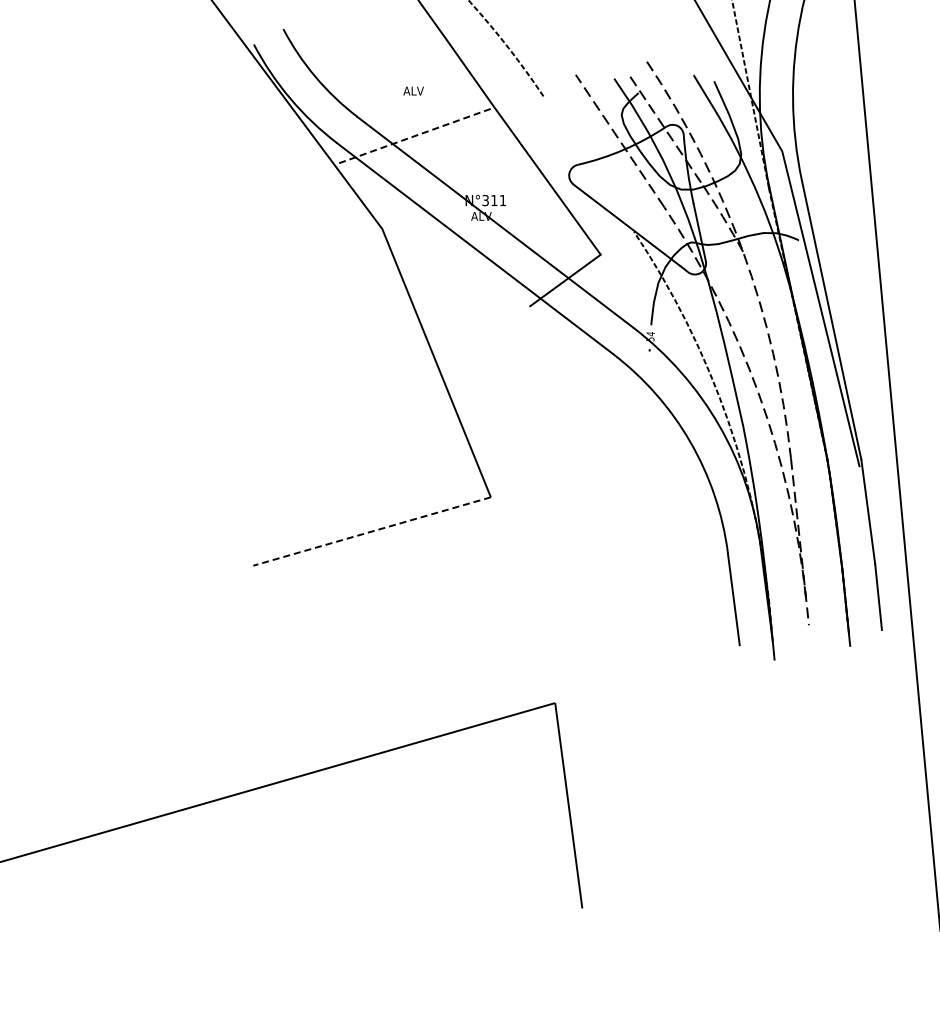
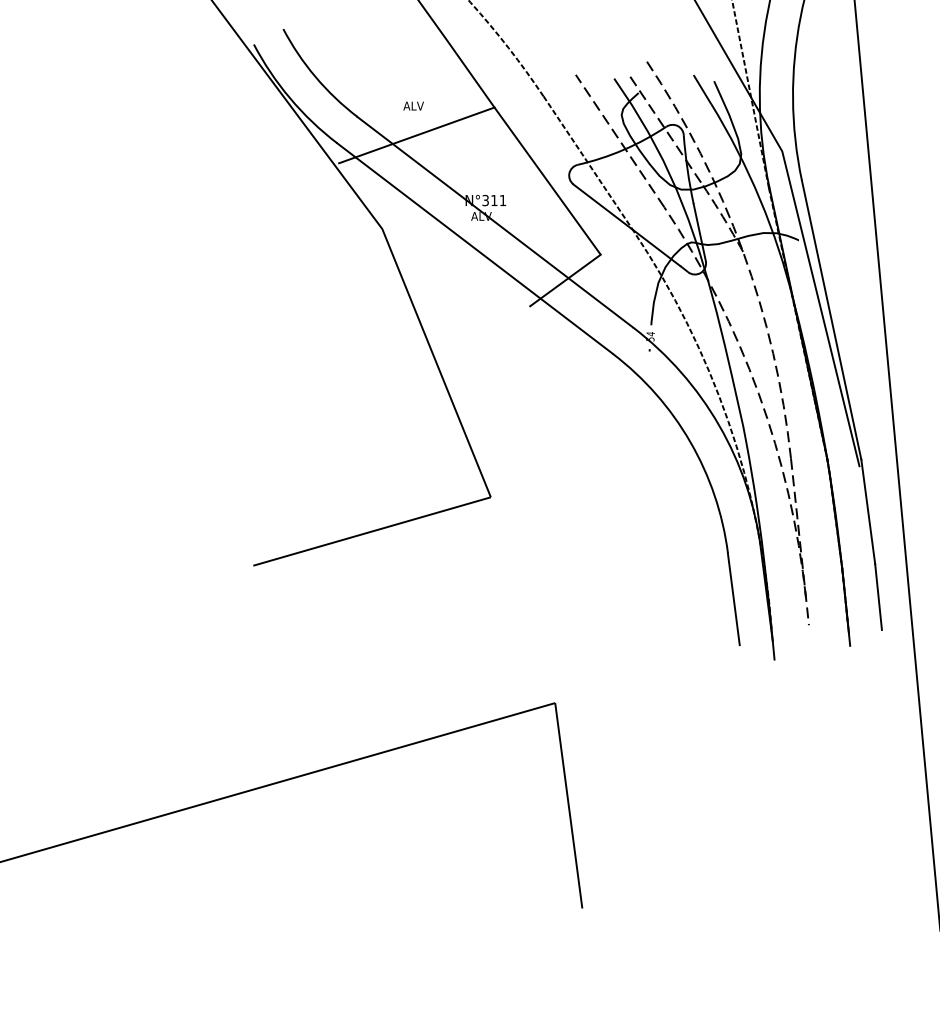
text position: (413, 90) -> (413, 105) (413, 105)
line: dashed -> solid (416, 135)
line: none -> present (588, 163)
line: dashed -> solid (372, 531)
